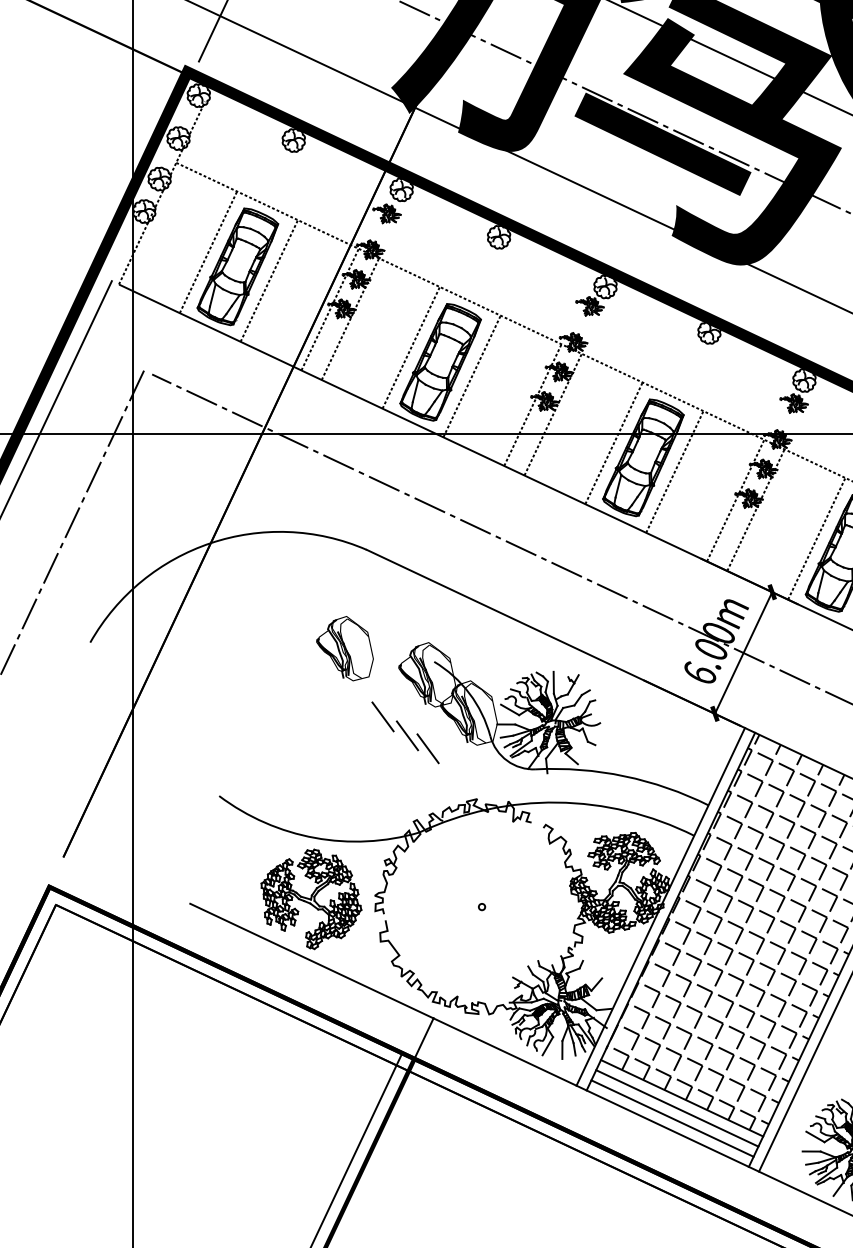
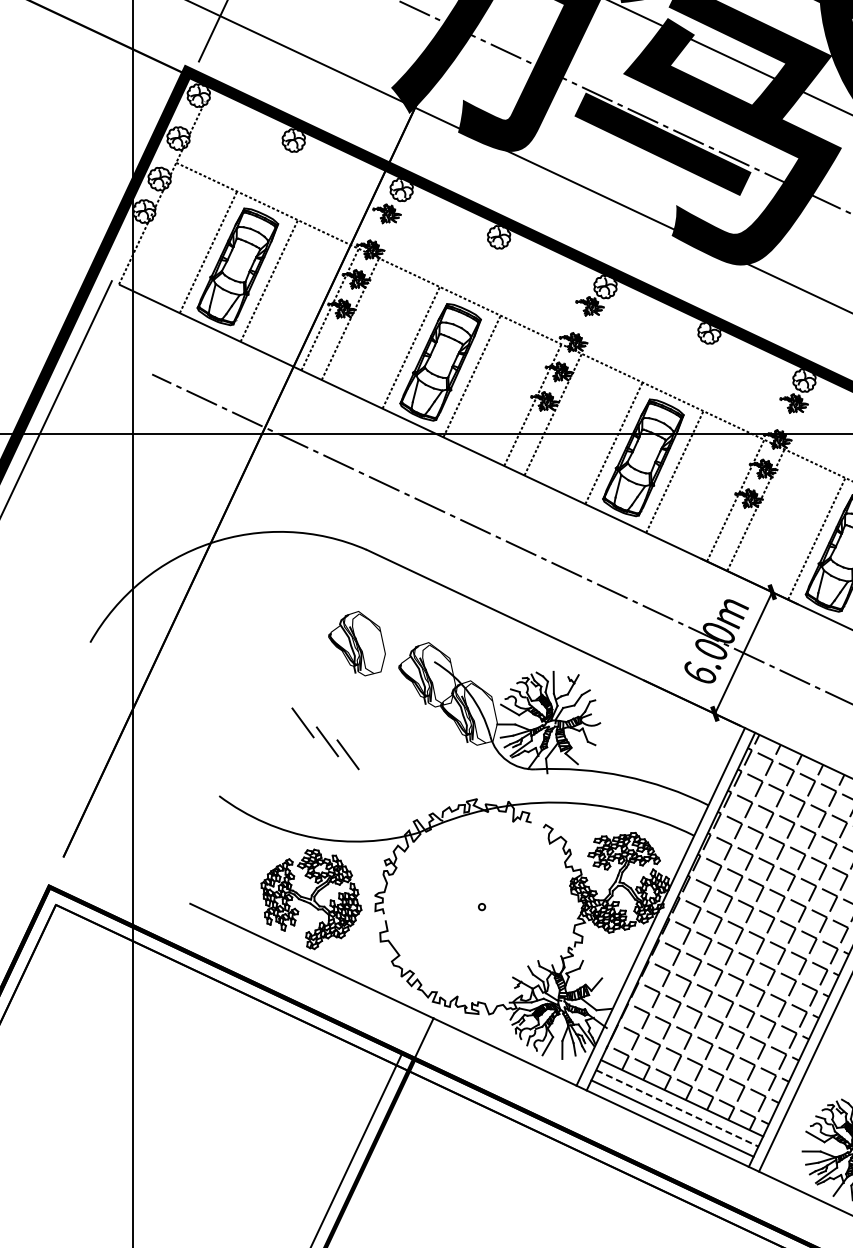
line: present -> none (73, 520)
part position: (344, 648) -> (356, 643) (356, 643)
part position: (405, 732) -> (325, 738) (325, 738)
line: solid -> dashed (677, 1108)
